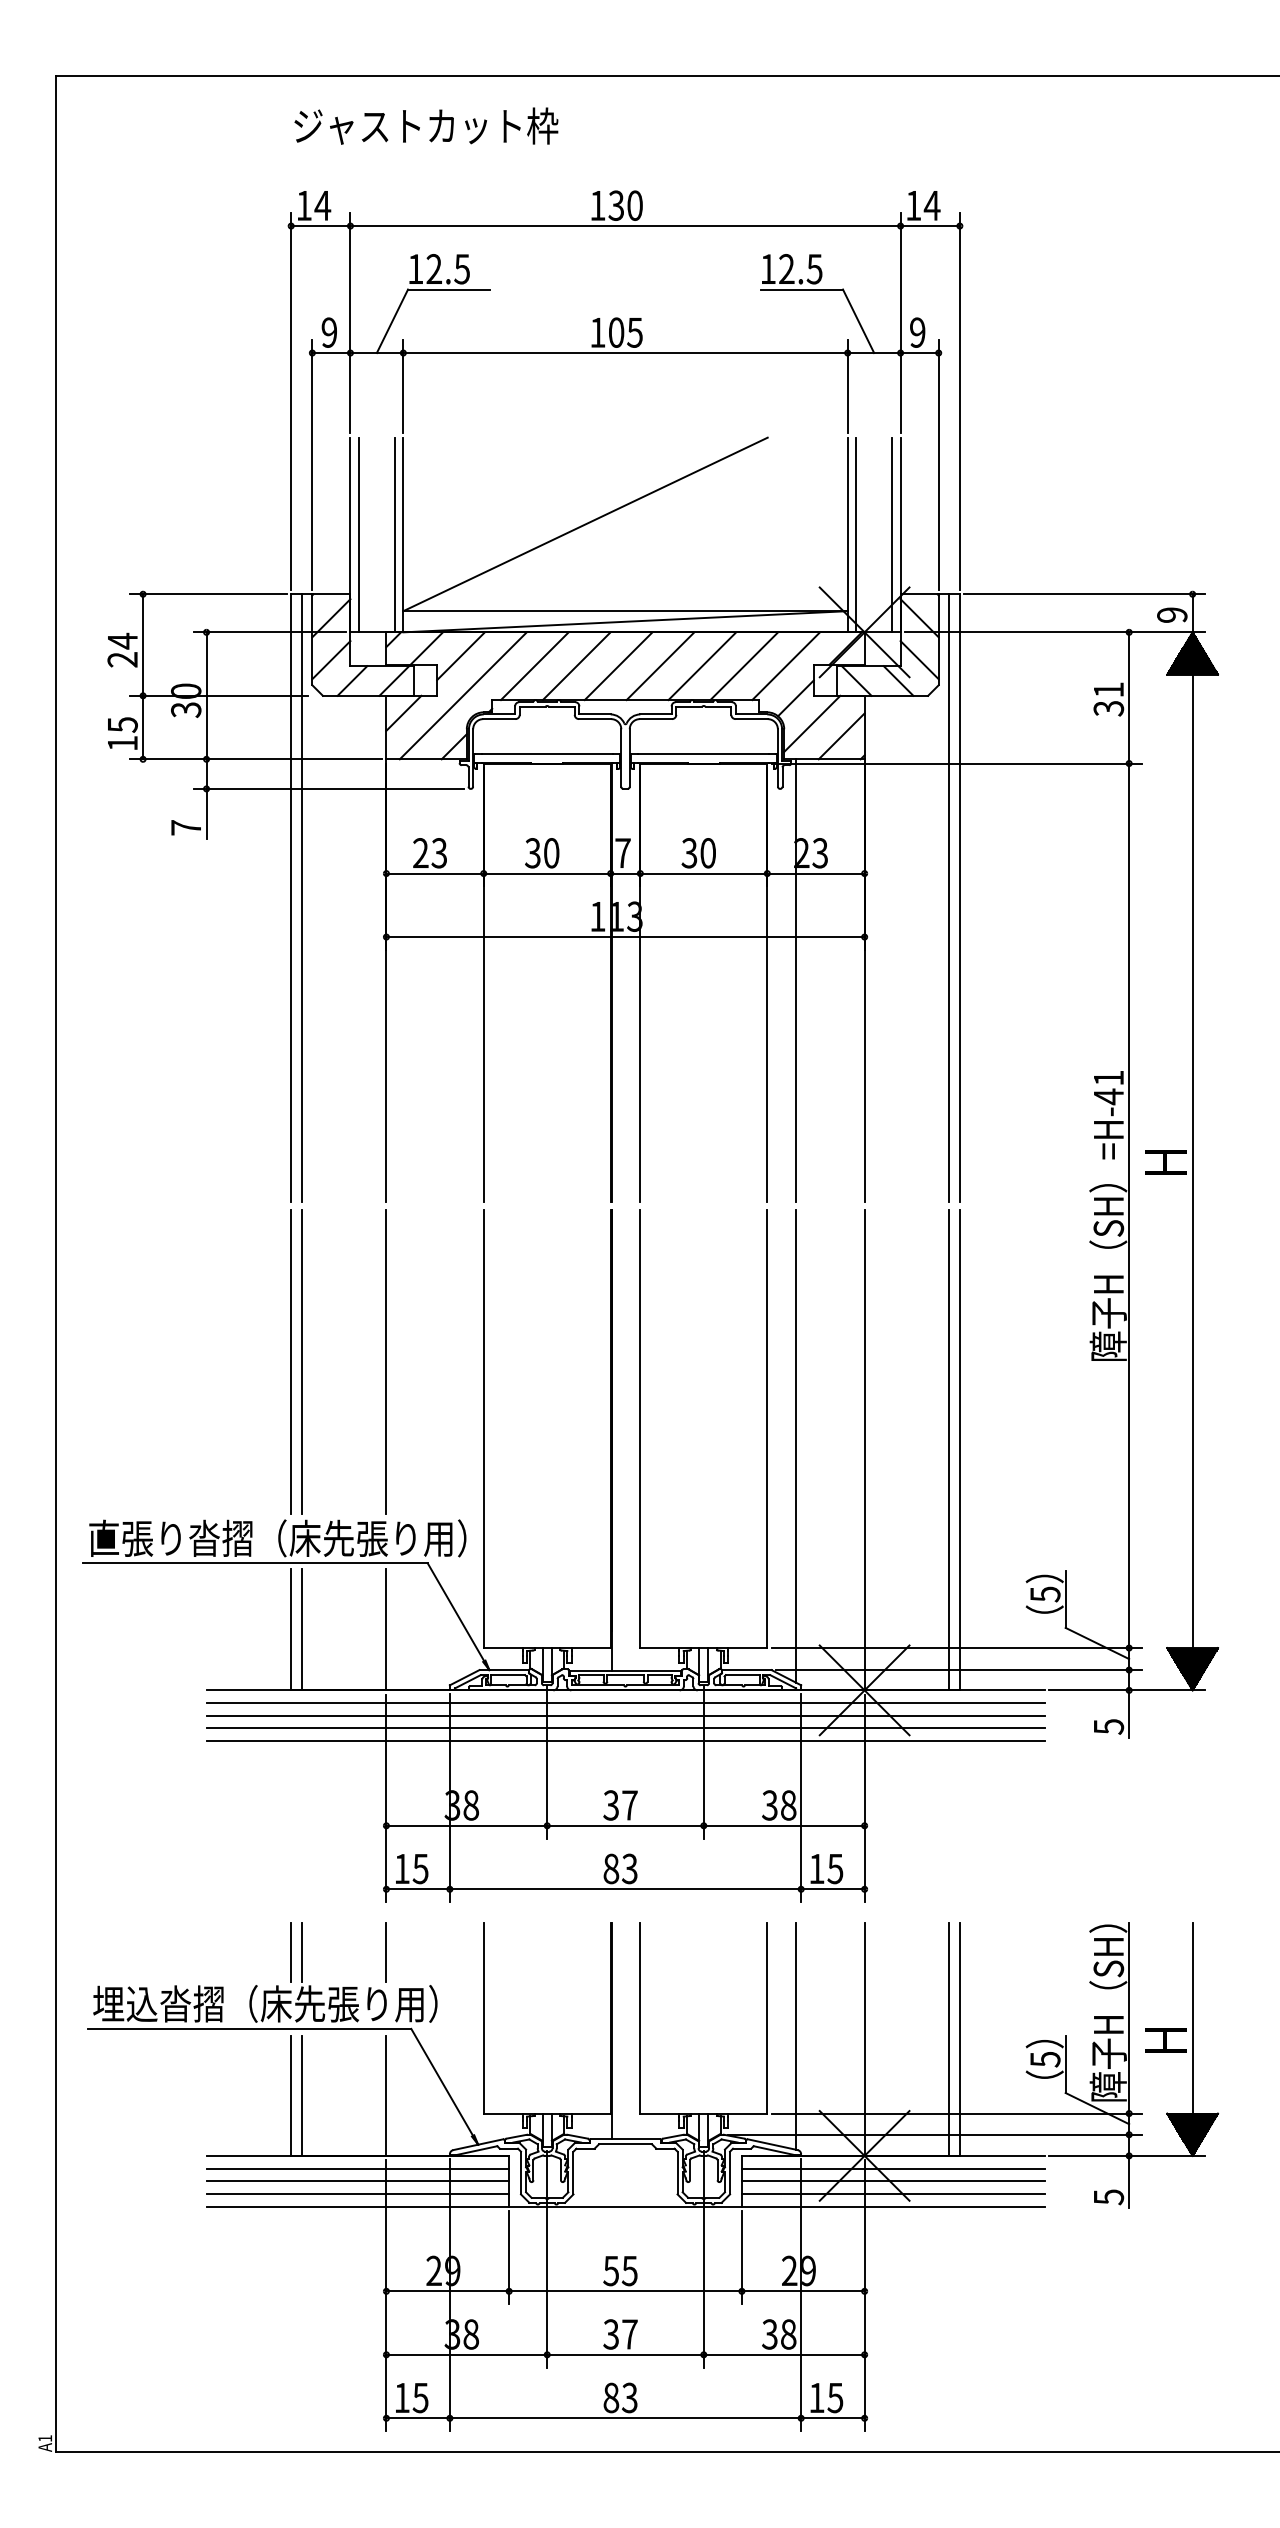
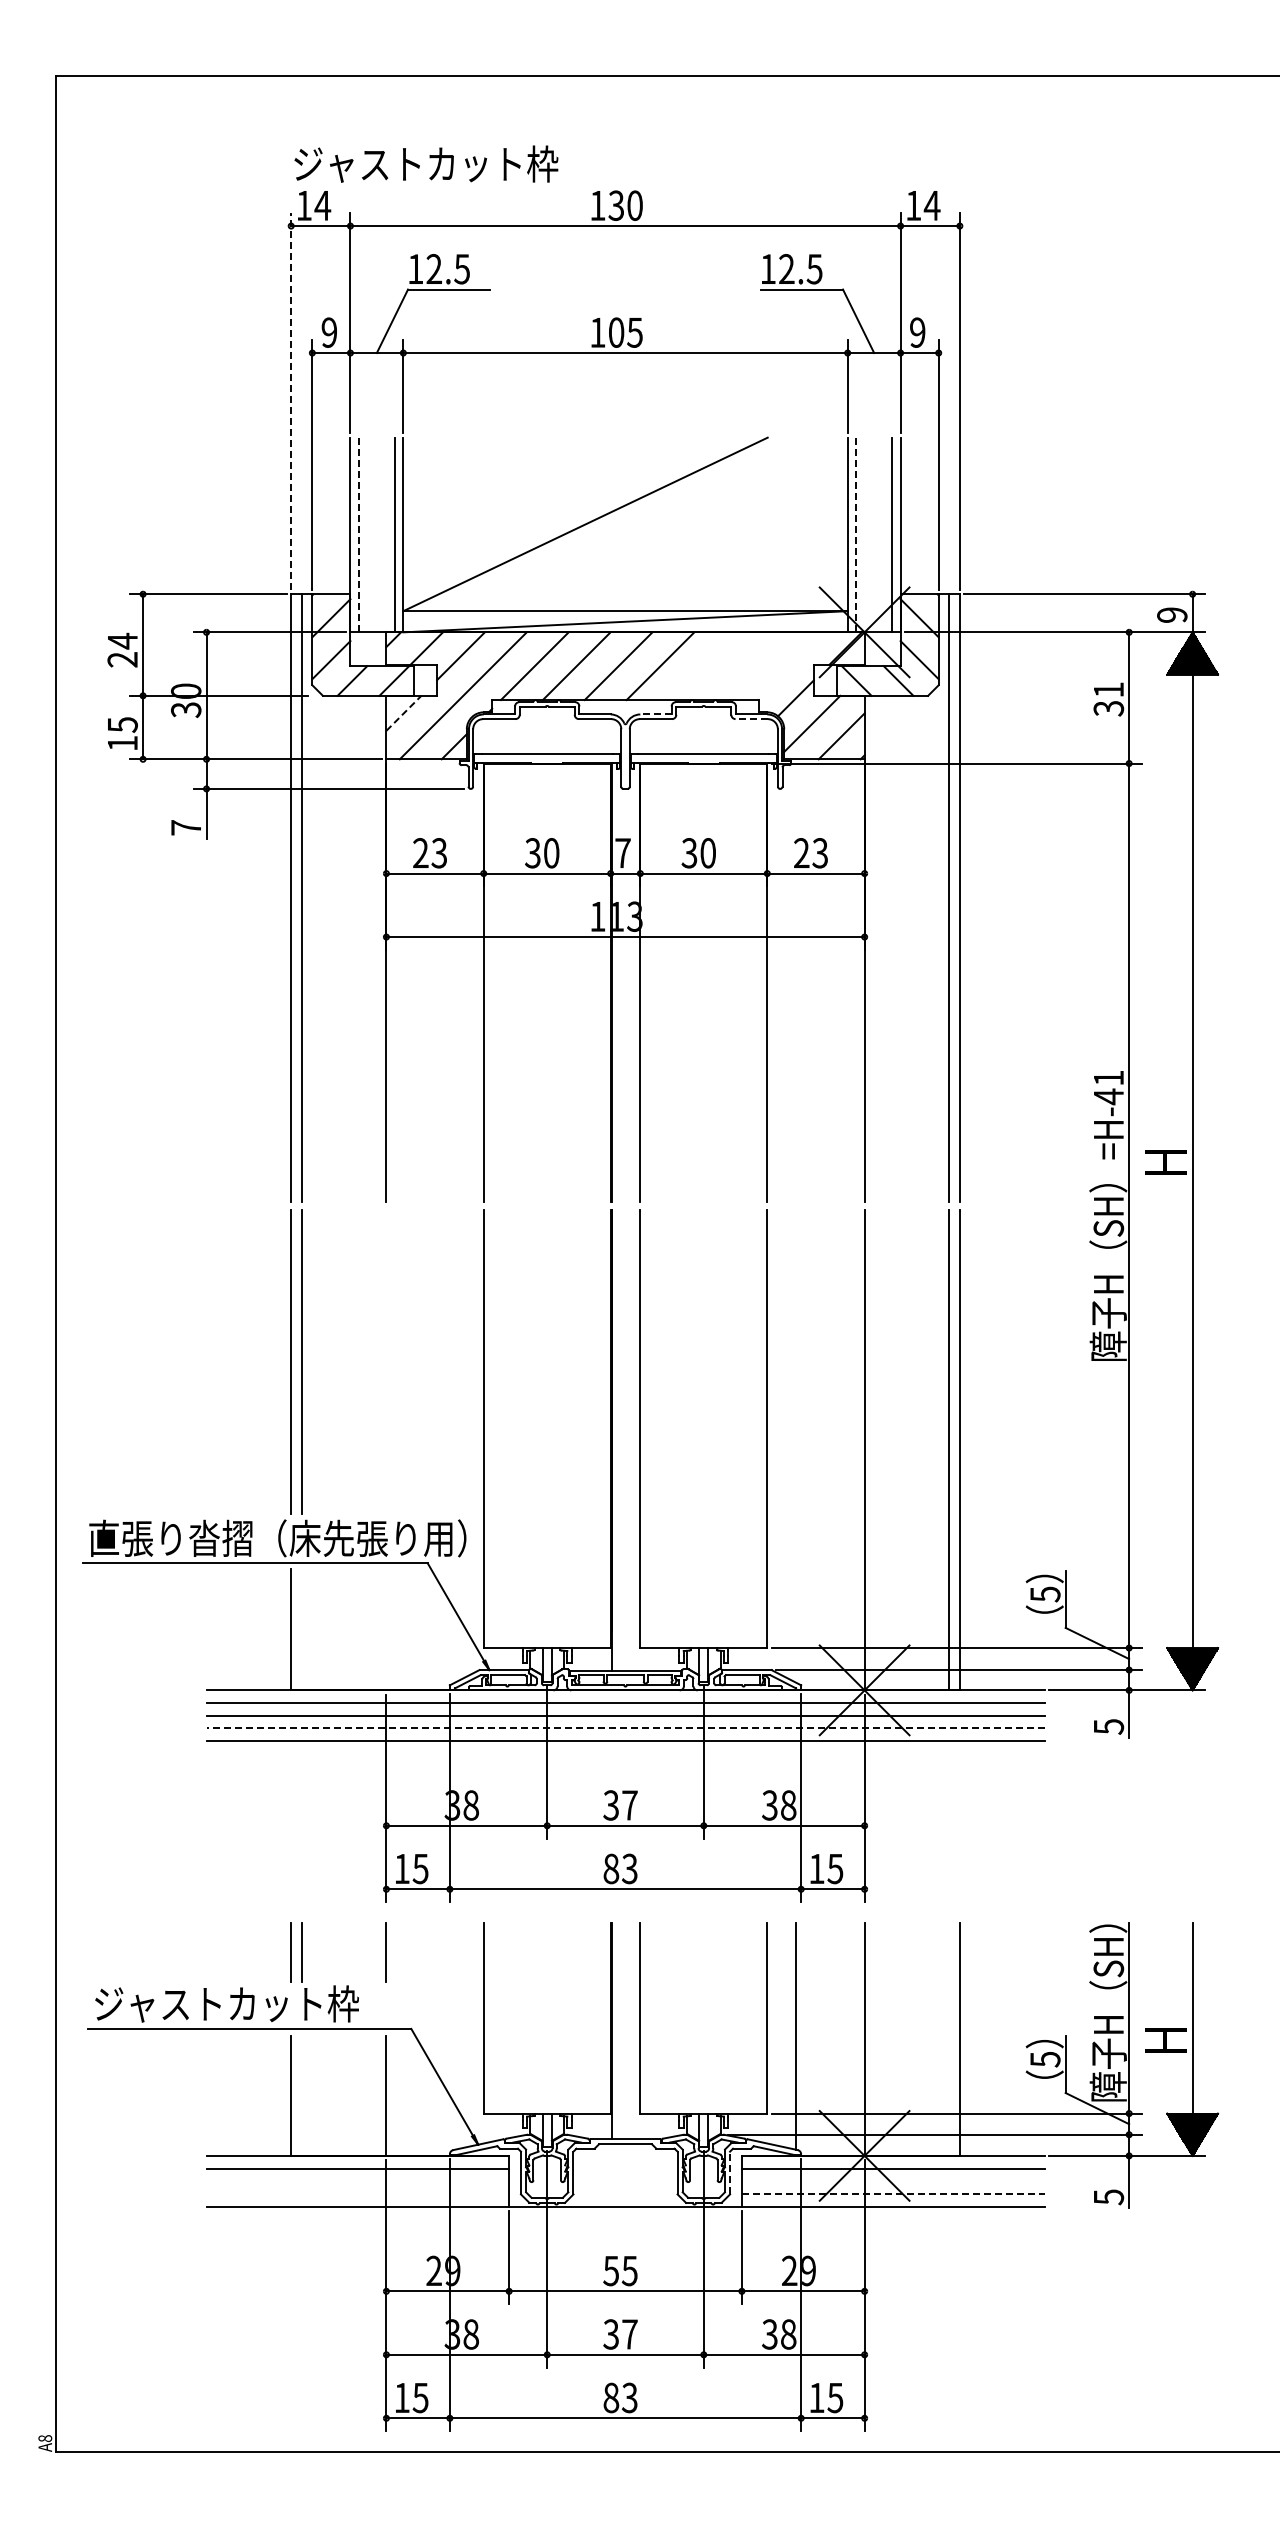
text position: (426, 125) -> (426, 163) (426, 163)
line: solid -> dashed (291, 401)
line: solid -> dashed (358, 535)
line: solid -> dashed (856, 535)
line: present -> none (702, 666)
line: present -> none (744, 666)
line: present -> none (786, 666)
line: solid -> dashed (403, 713)
line: solid -> dashed (656, 714)
line: solid -> dashed (751, 719)
line: present -> none (795, 980)
line: present -> none (386, 1362)
line: present -> none (795, 1446)
line: present -> none (301, 1629)
line: present -> none (386, 1629)
line: solid -> dashed (625, 1728)
text: 埋込沓摺（床先張り用） -> ジャストカット枠 (265, 2003)
line: present -> none (949, 2039)
line: present -> none (301, 2095)
line: solid -> dashed (730, 2172)
line: present -> none (357, 2181)
line: present -> none (892, 2181)
line: present -> none (357, 2194)
line: solid -> dashed (893, 2194)
text: A1 -> A8 (45, 2438)
